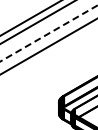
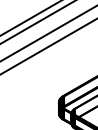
line: dashed -> solid (49, 33)
